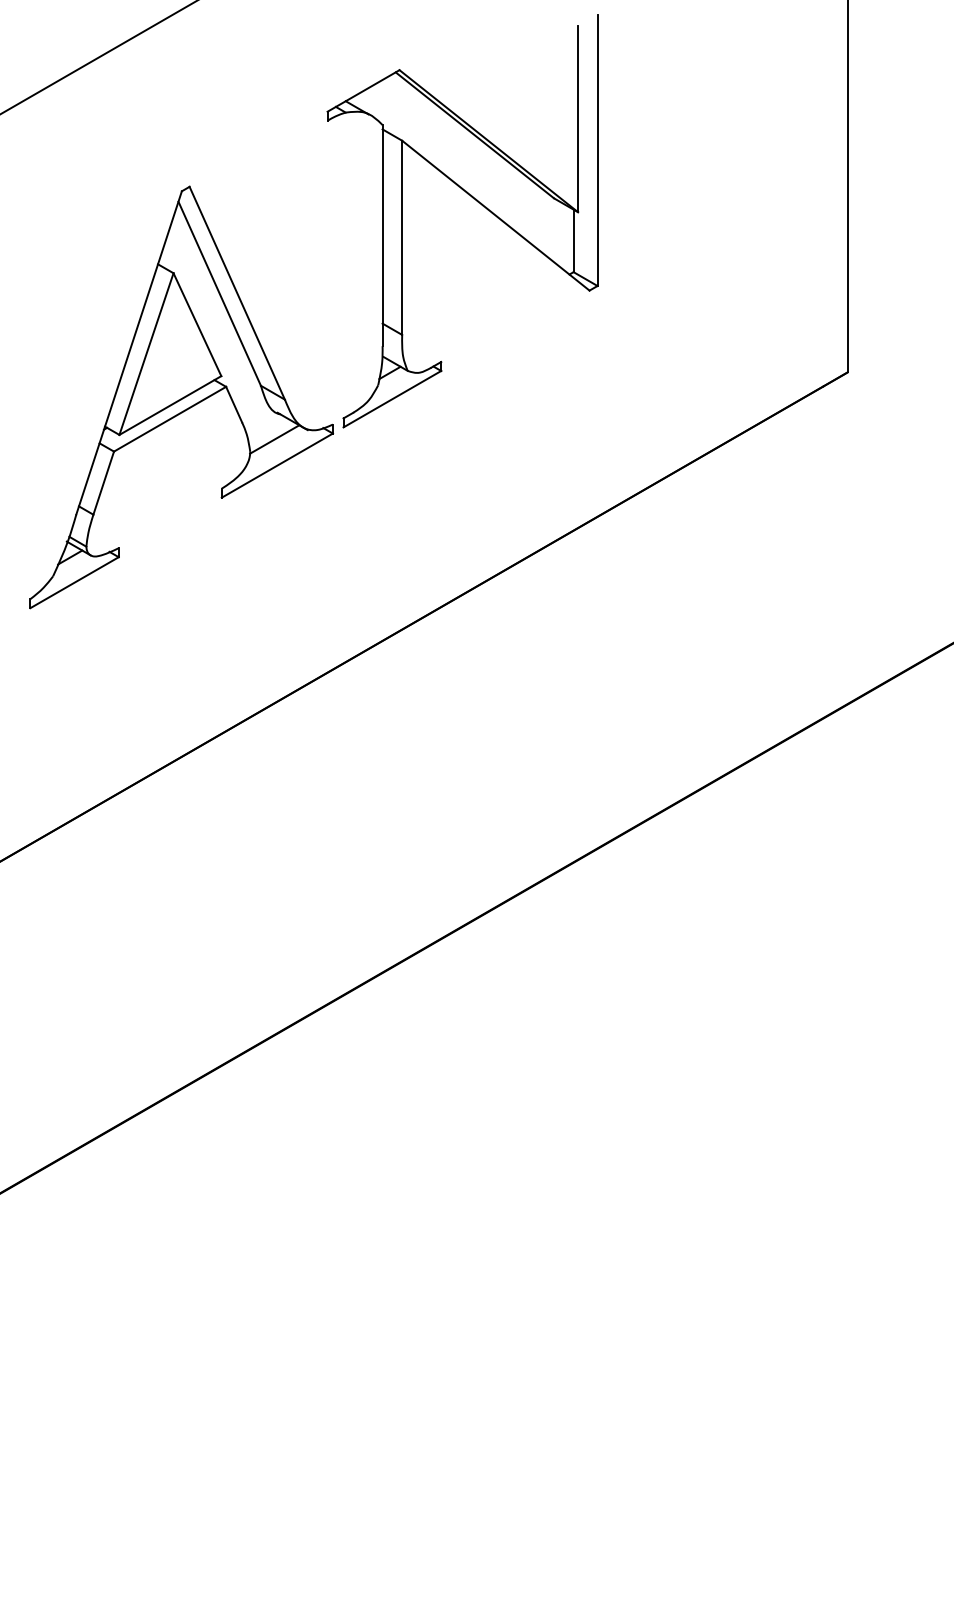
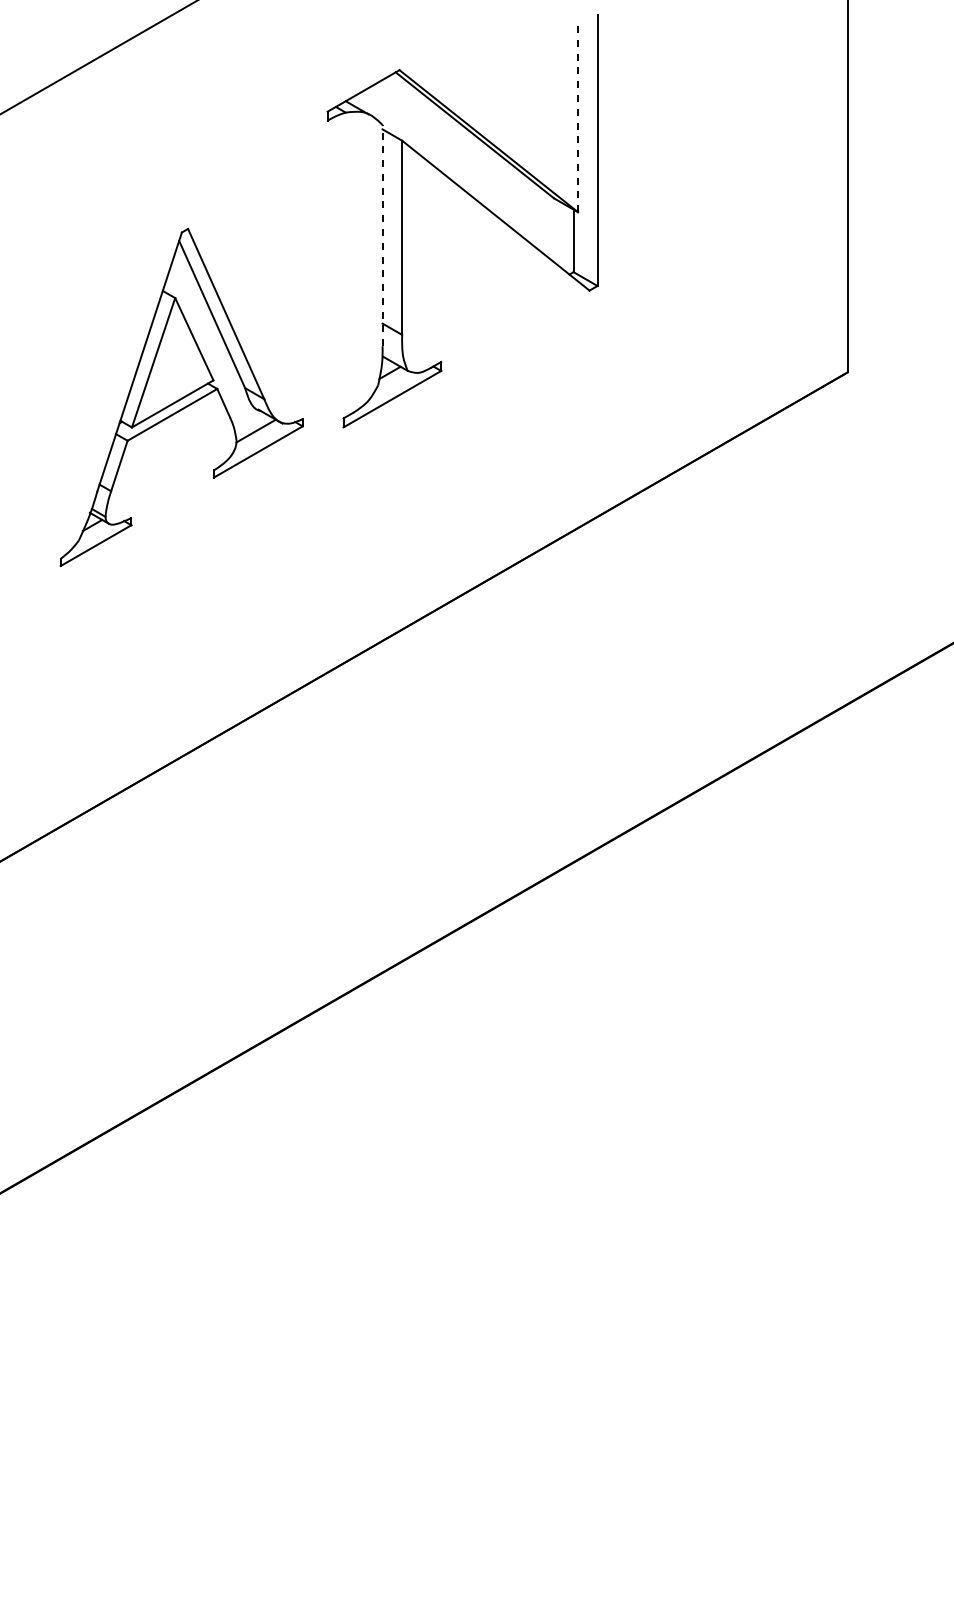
line: solid -> dashed (578, 118)
line: solid -> dashed (382, 235)
part size: 306x425 px -> 245x341 px (181, 397)
